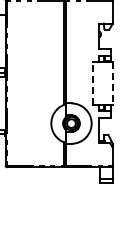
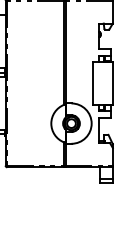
line: dashed -> solid (92, 83)
line: dashed -> solid (112, 83)
